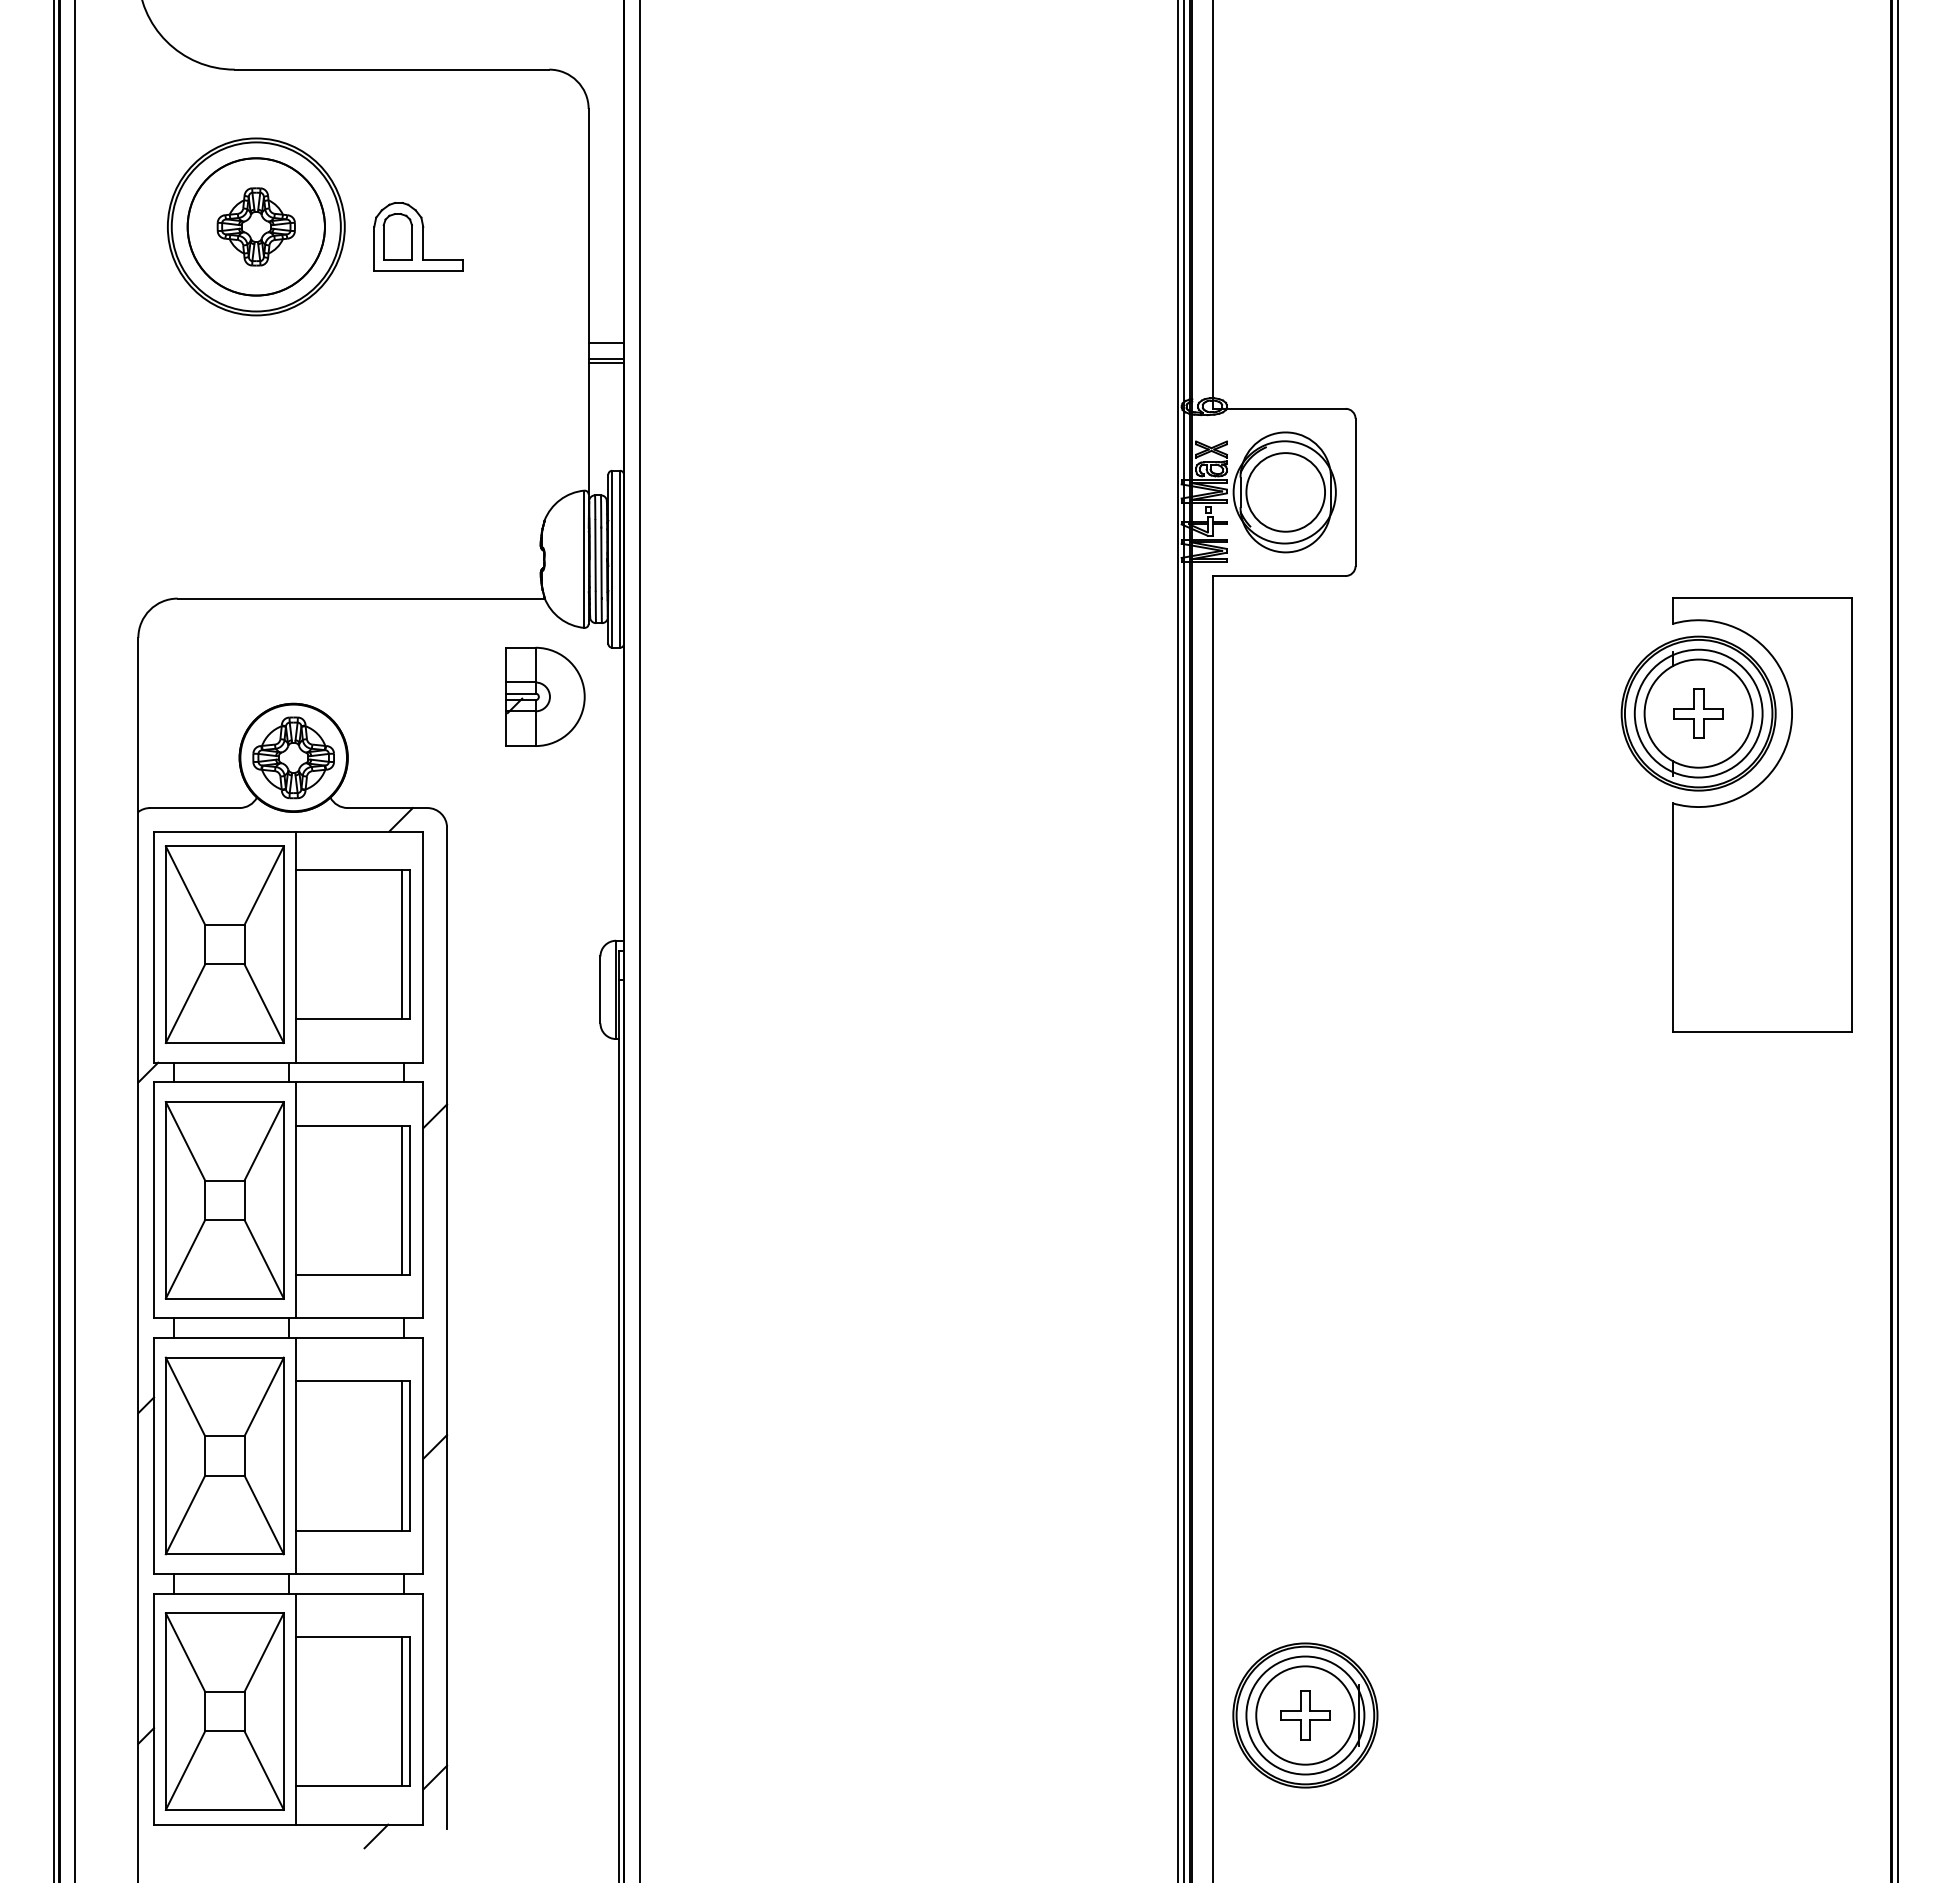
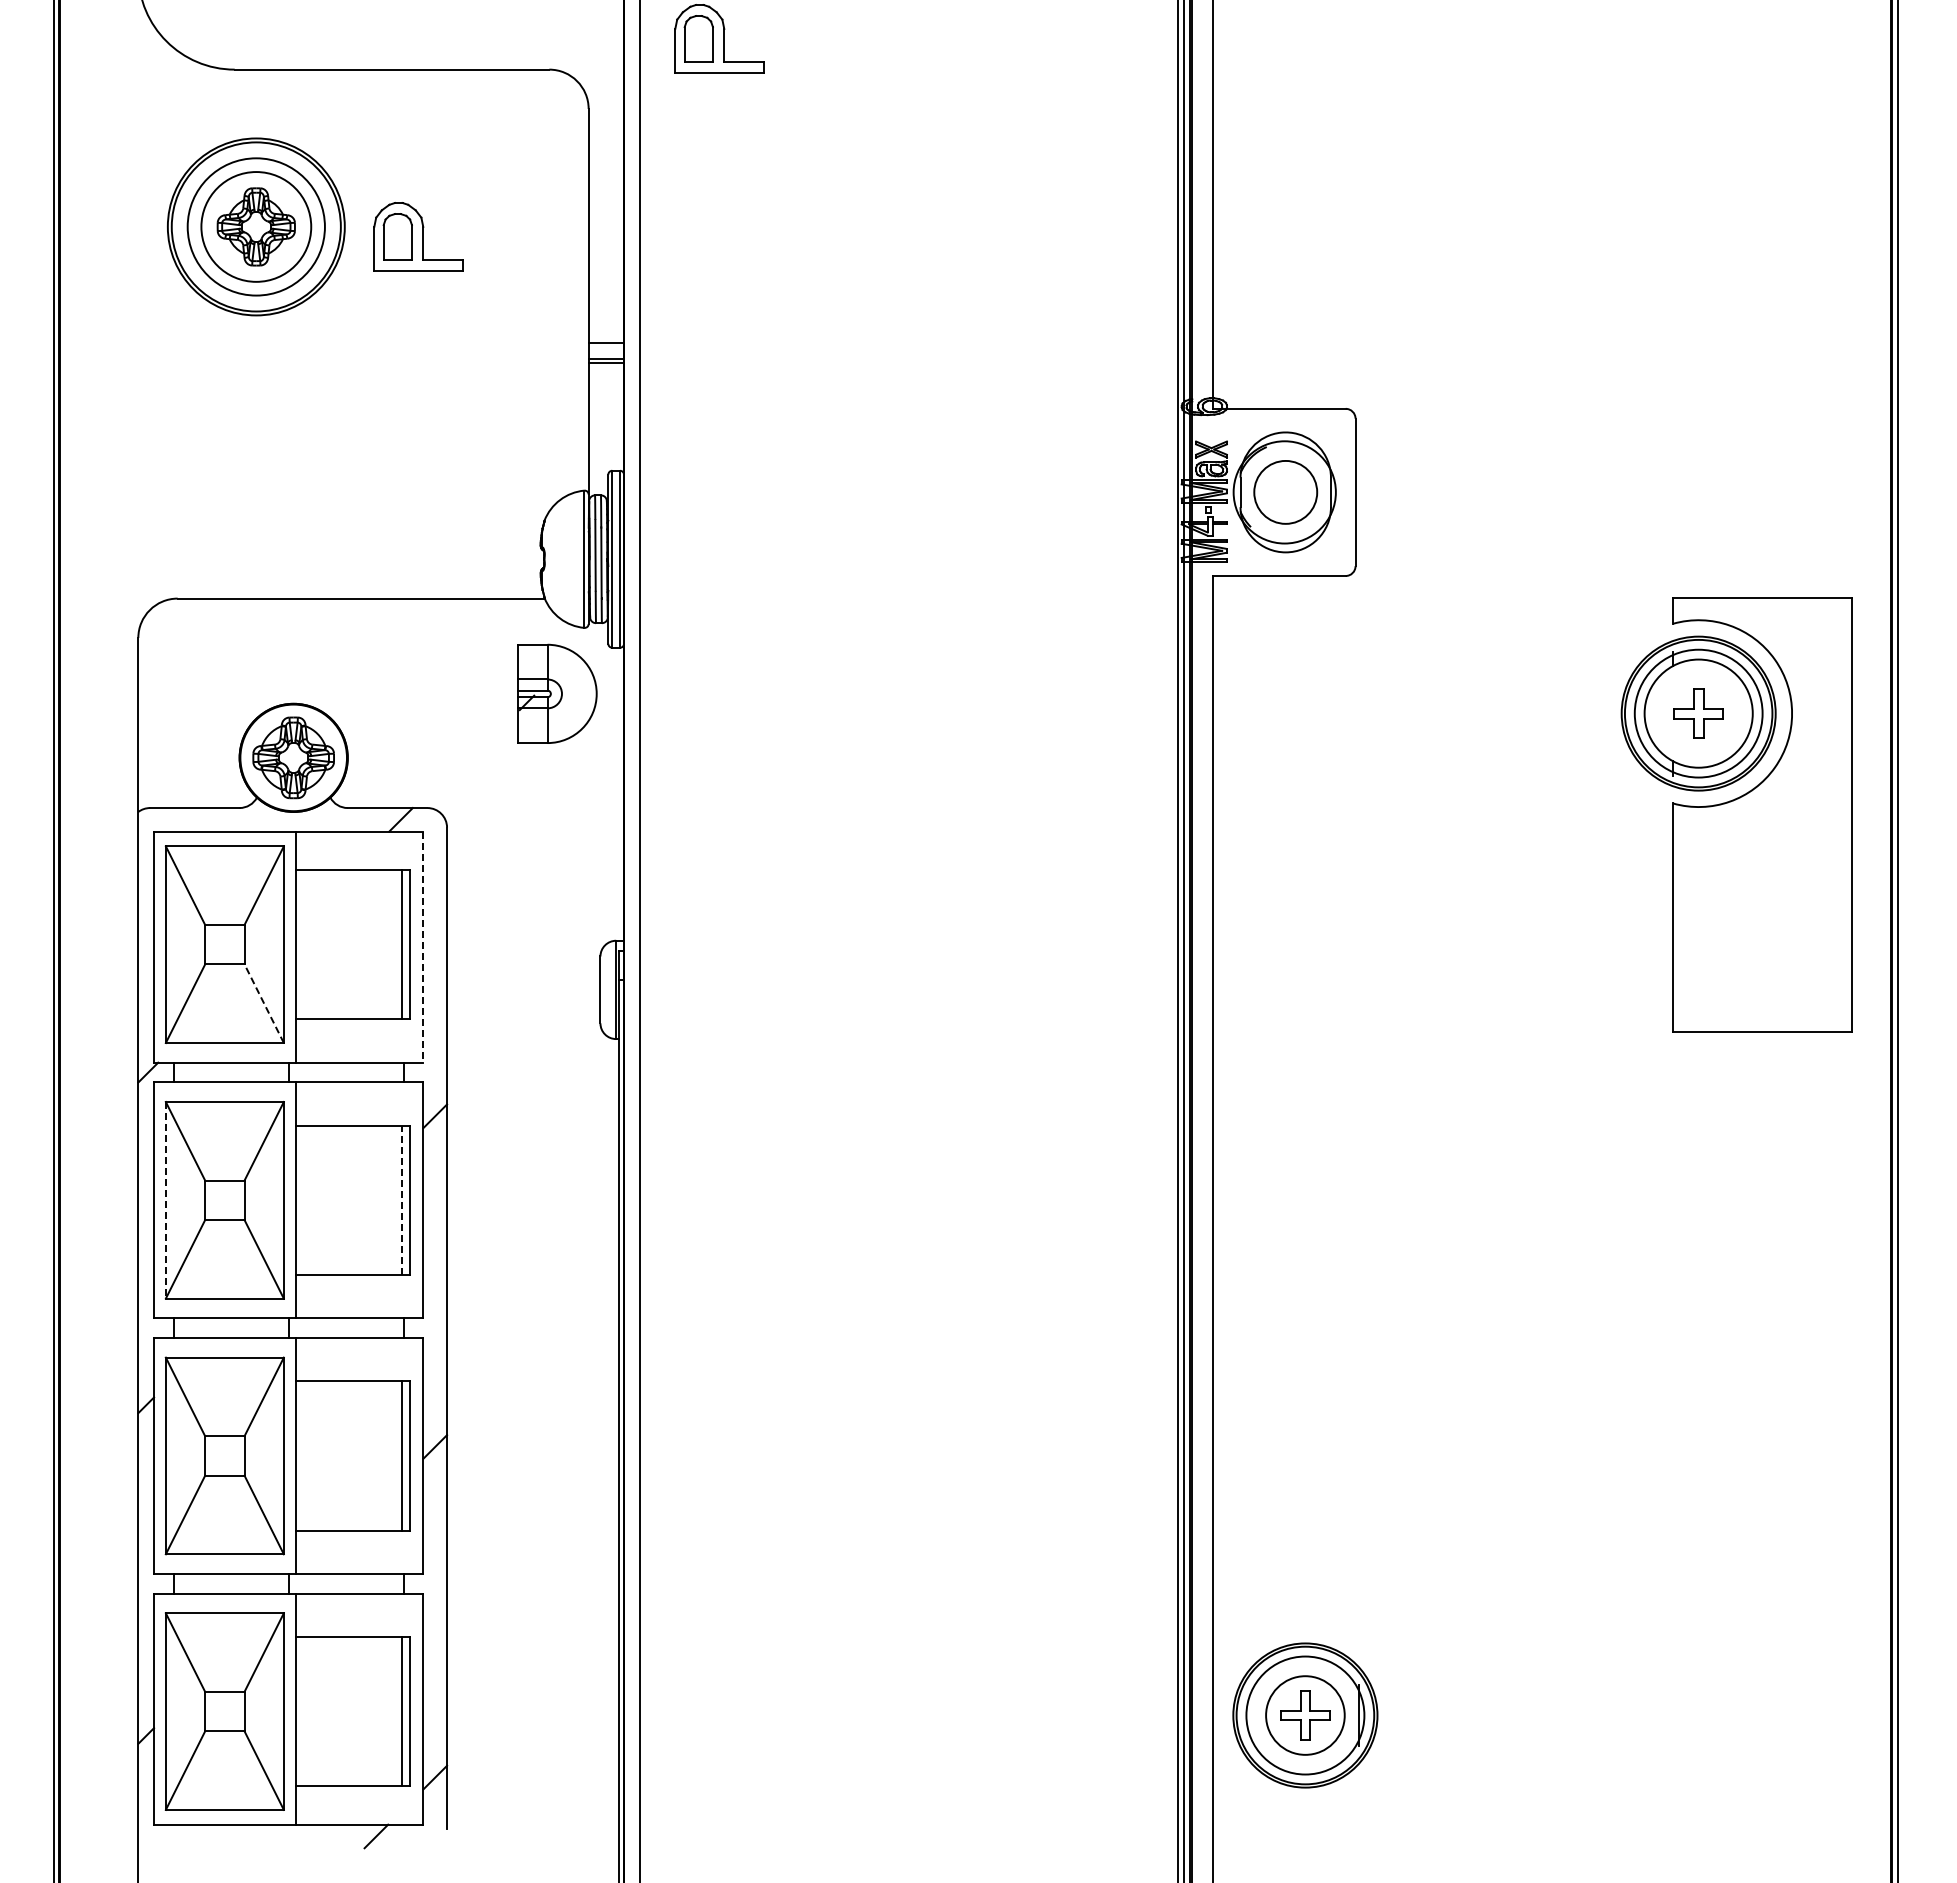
part: none -> present (719, 38)
circle diameter: 137 px -> 110 px (256, 226)
circle diameter: 79 px -> 63 px (1285, 491)
part position: (545, 696) -> (557, 693) (557, 693)
line: present -> none (75, 940)
line: solid -> dashed (423, 947)
line: solid -> dashed (264, 1003)
line: solid -> dashed (165, 1200)
line: solid -> dashed (401, 1200)
circle diameter: 98 px -> 79 px (1305, 1715)
